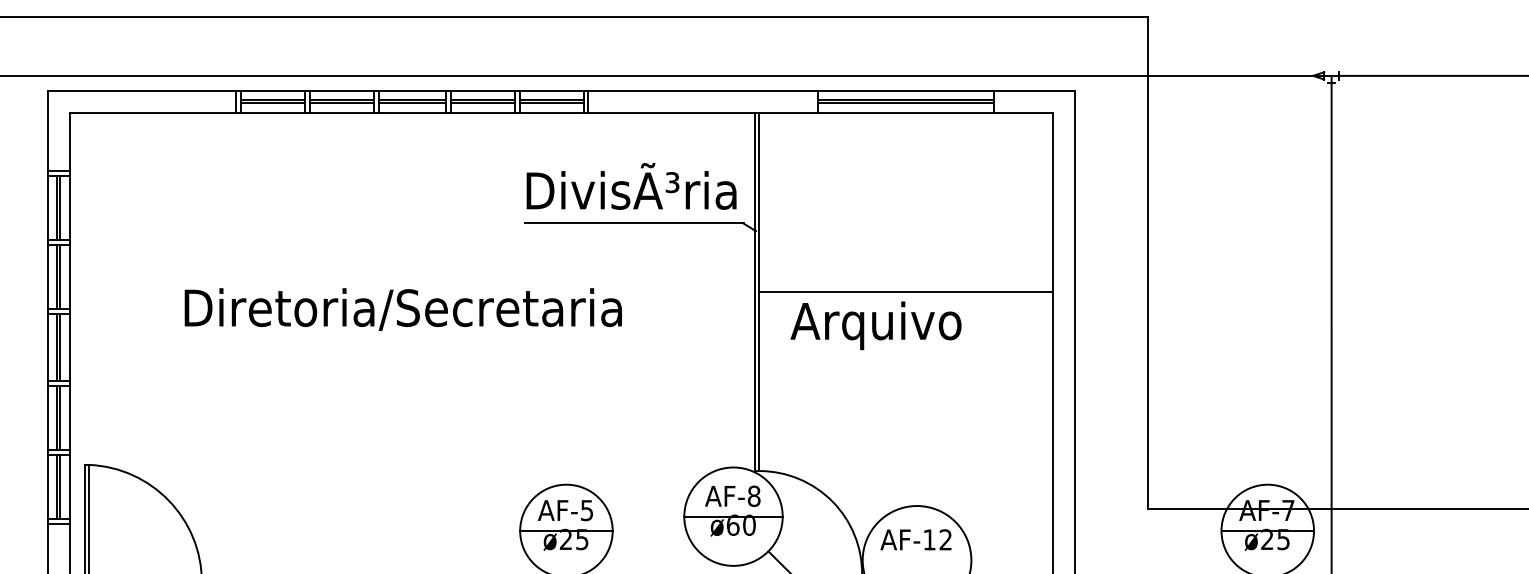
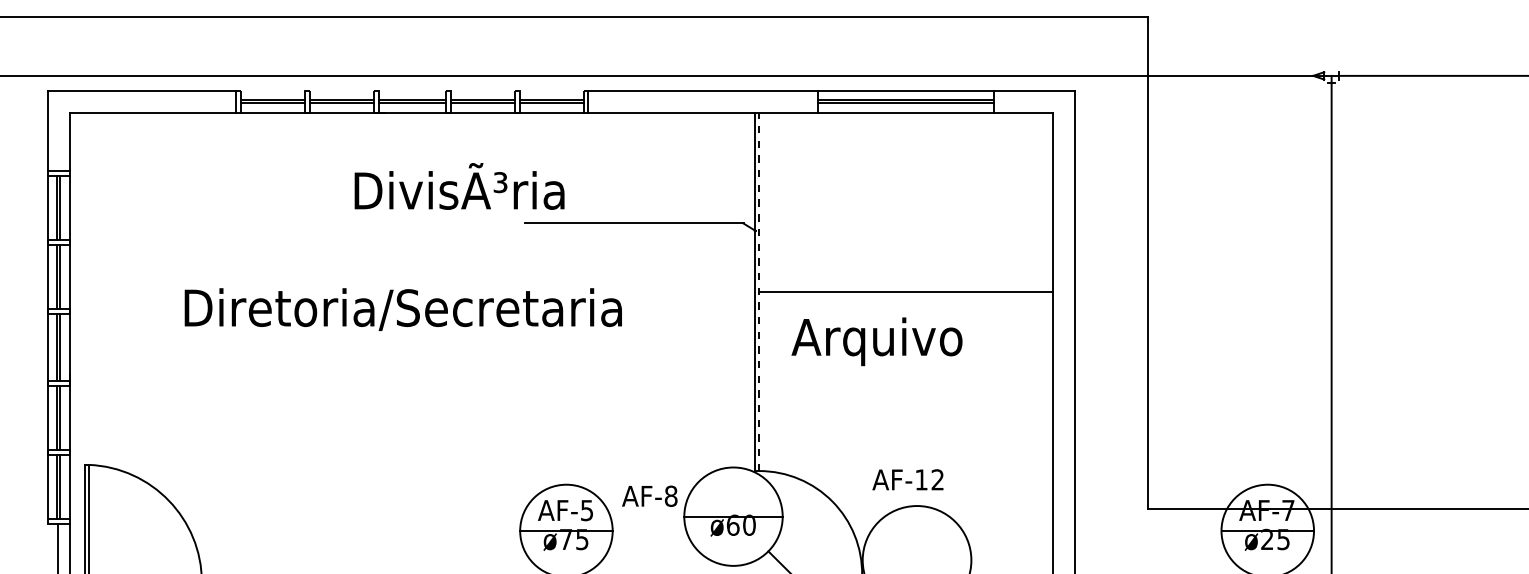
line: present -> none (412, 90)
text position: (631, 186) -> (459, 186) (459, 186)
line: solid -> dashed (759, 291)
text position: (875, 325) -> (876, 341) (876, 341)
text position: (732, 495) -> (649, 495) (649, 495)
text: ø25 -> ø75 (565, 538)
text position: (915, 539) -> (907, 479) (907, 479)
line position: (47, 546) -> (57, 546) (57, 546)
